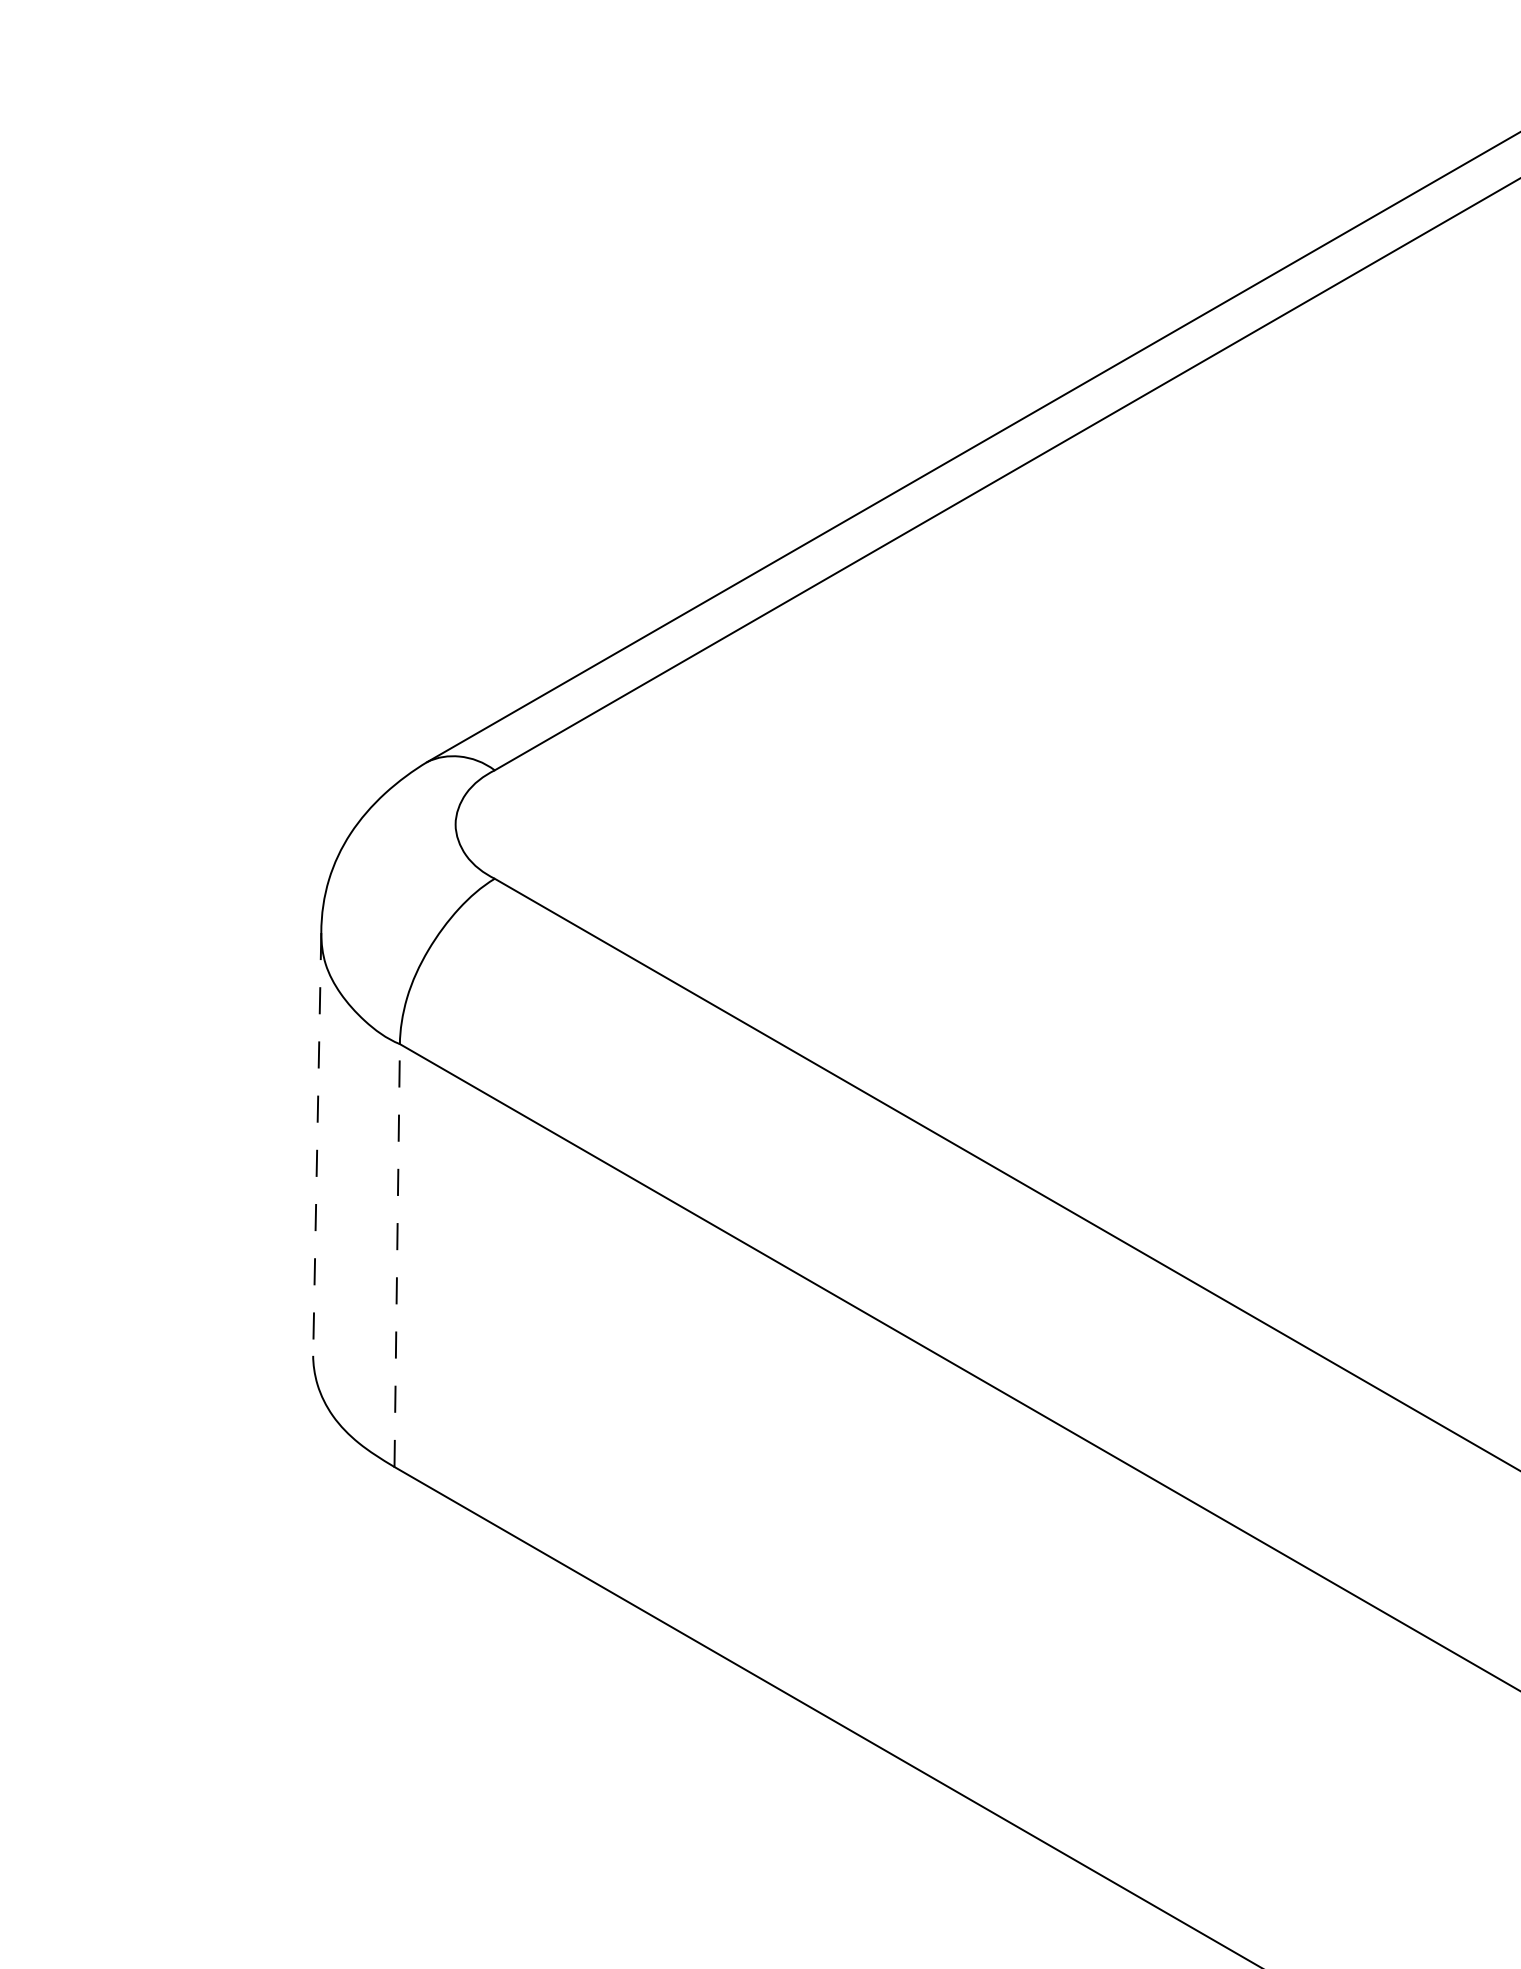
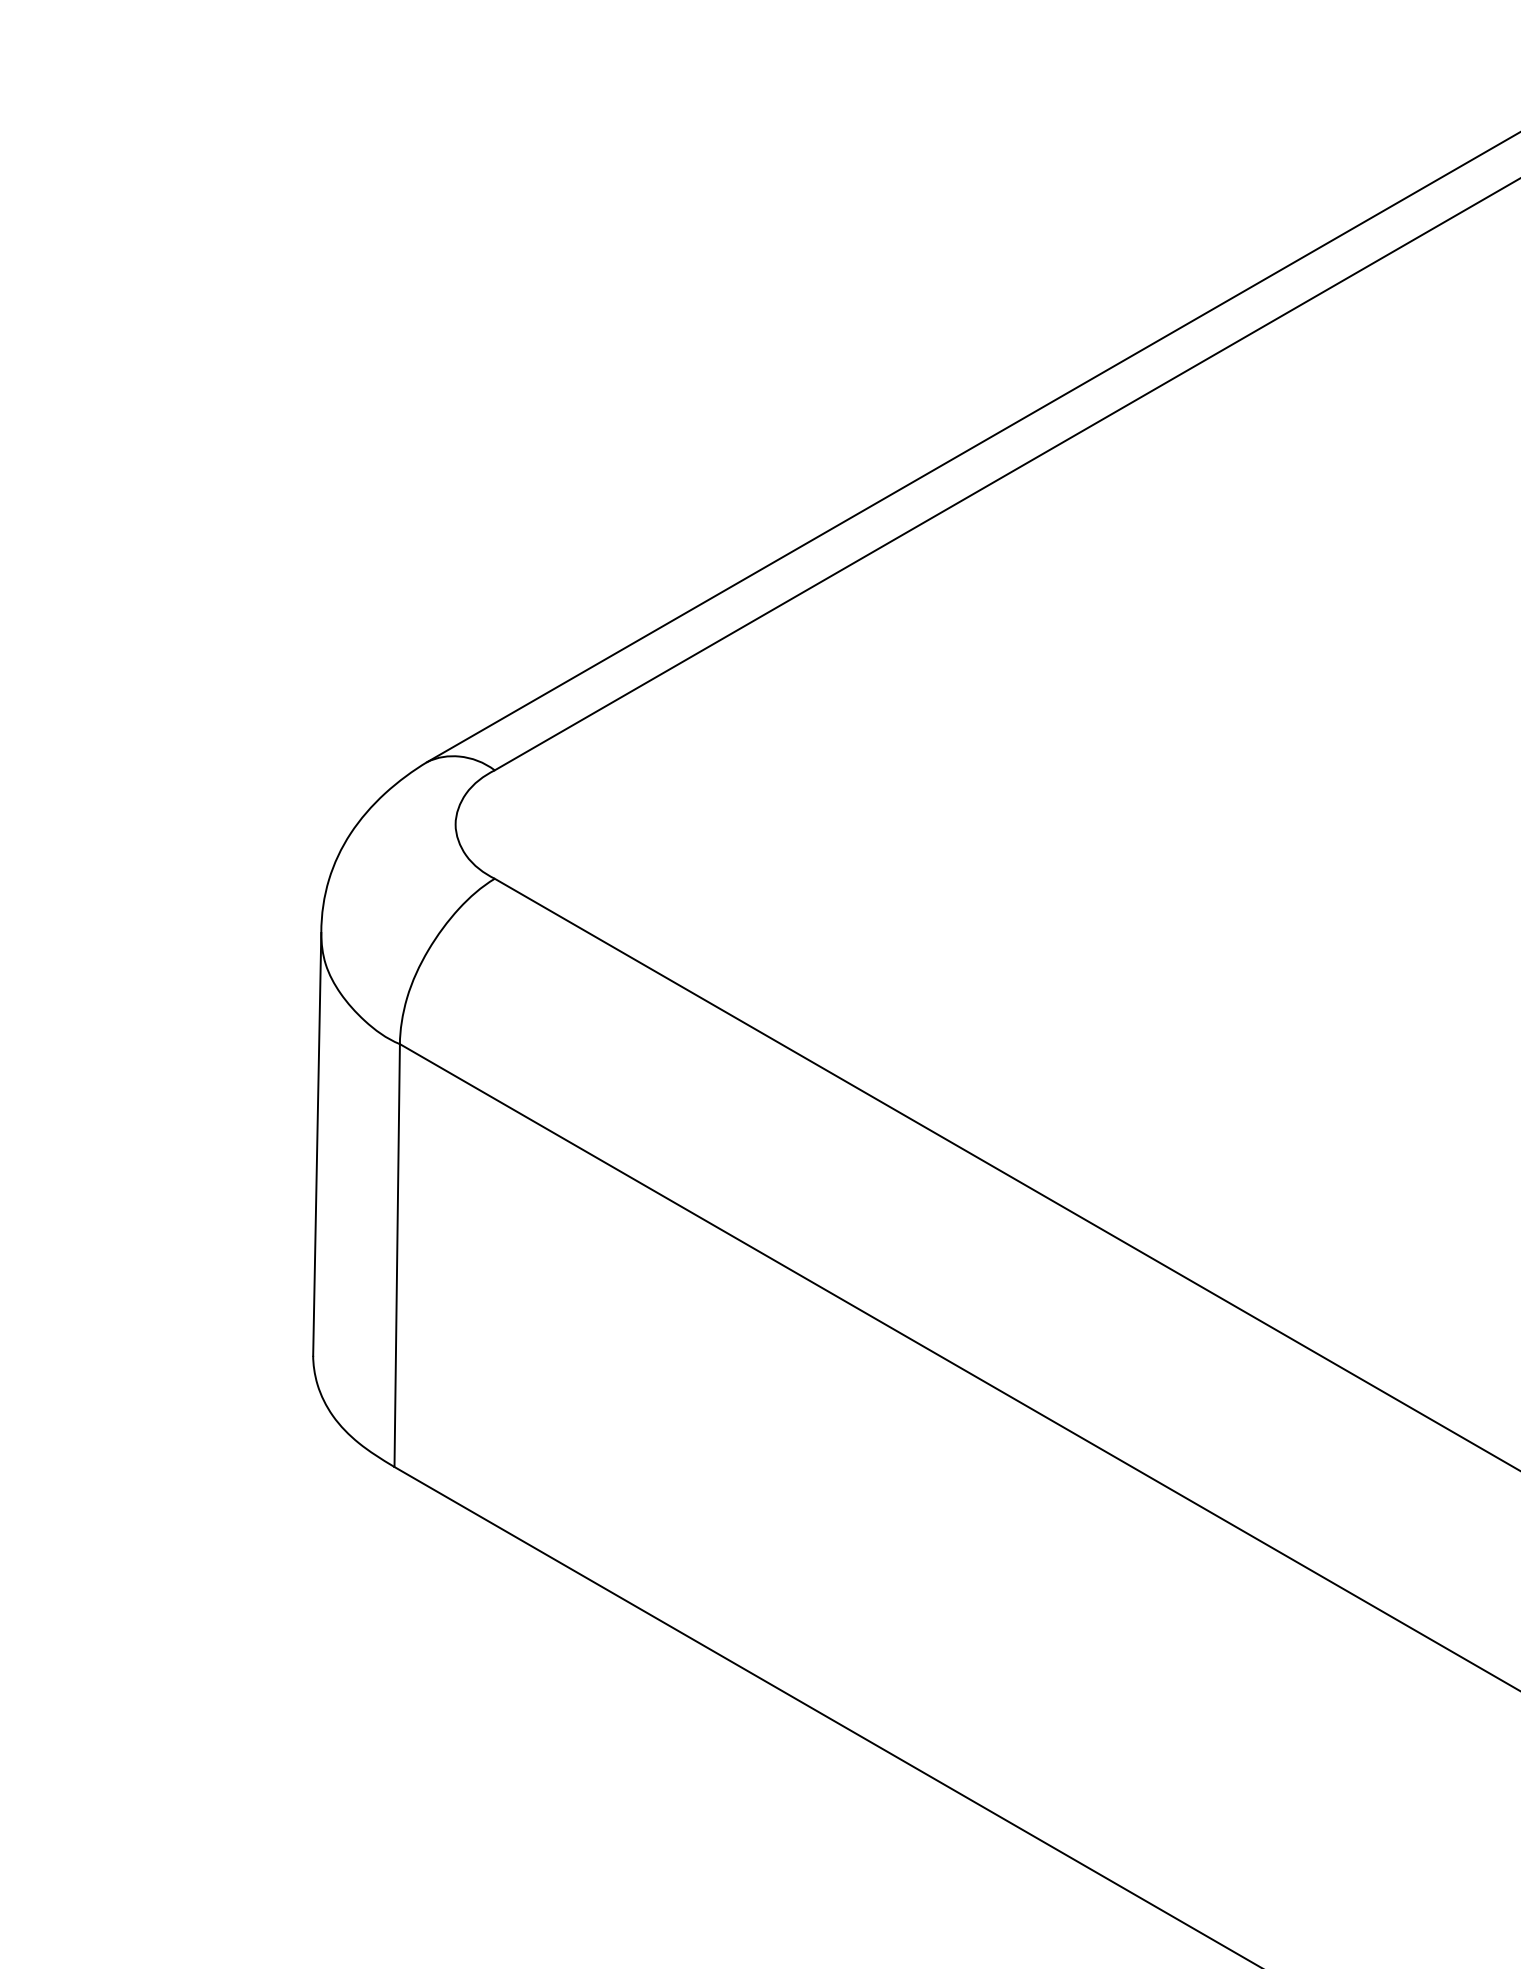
line: dashed -> solid (317, 1144)
line: dashed -> solid (397, 1255)
